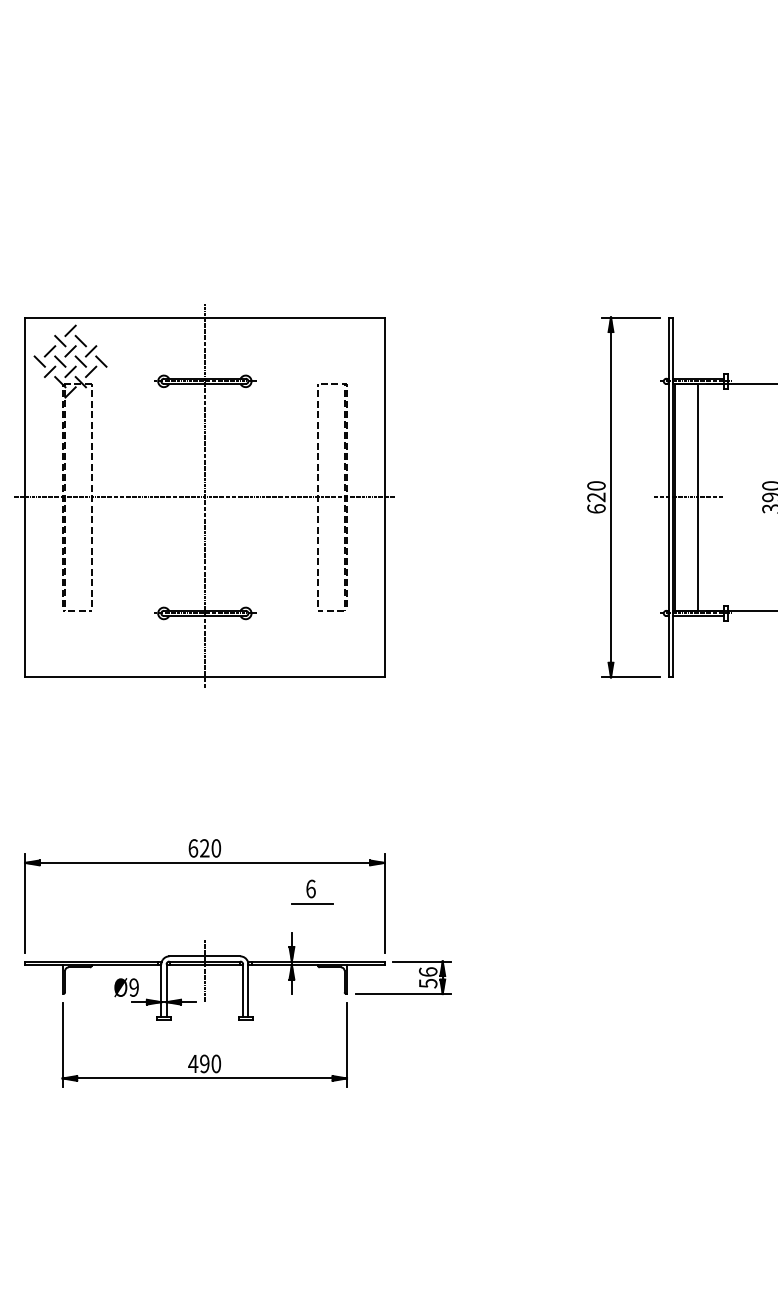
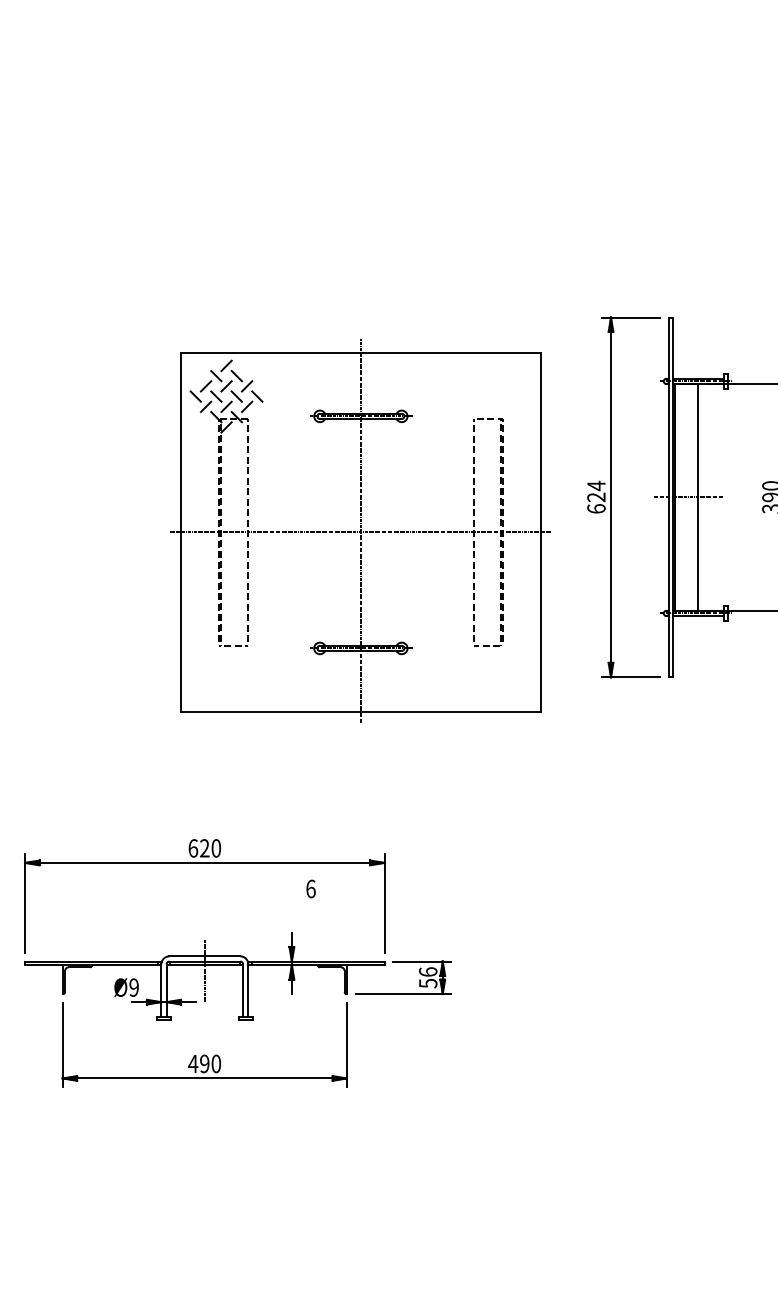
text: 620 -> 624 (596, 485)
part position: (204, 495) -> (360, 530) (360, 530)
line: present -> none (311, 903)
